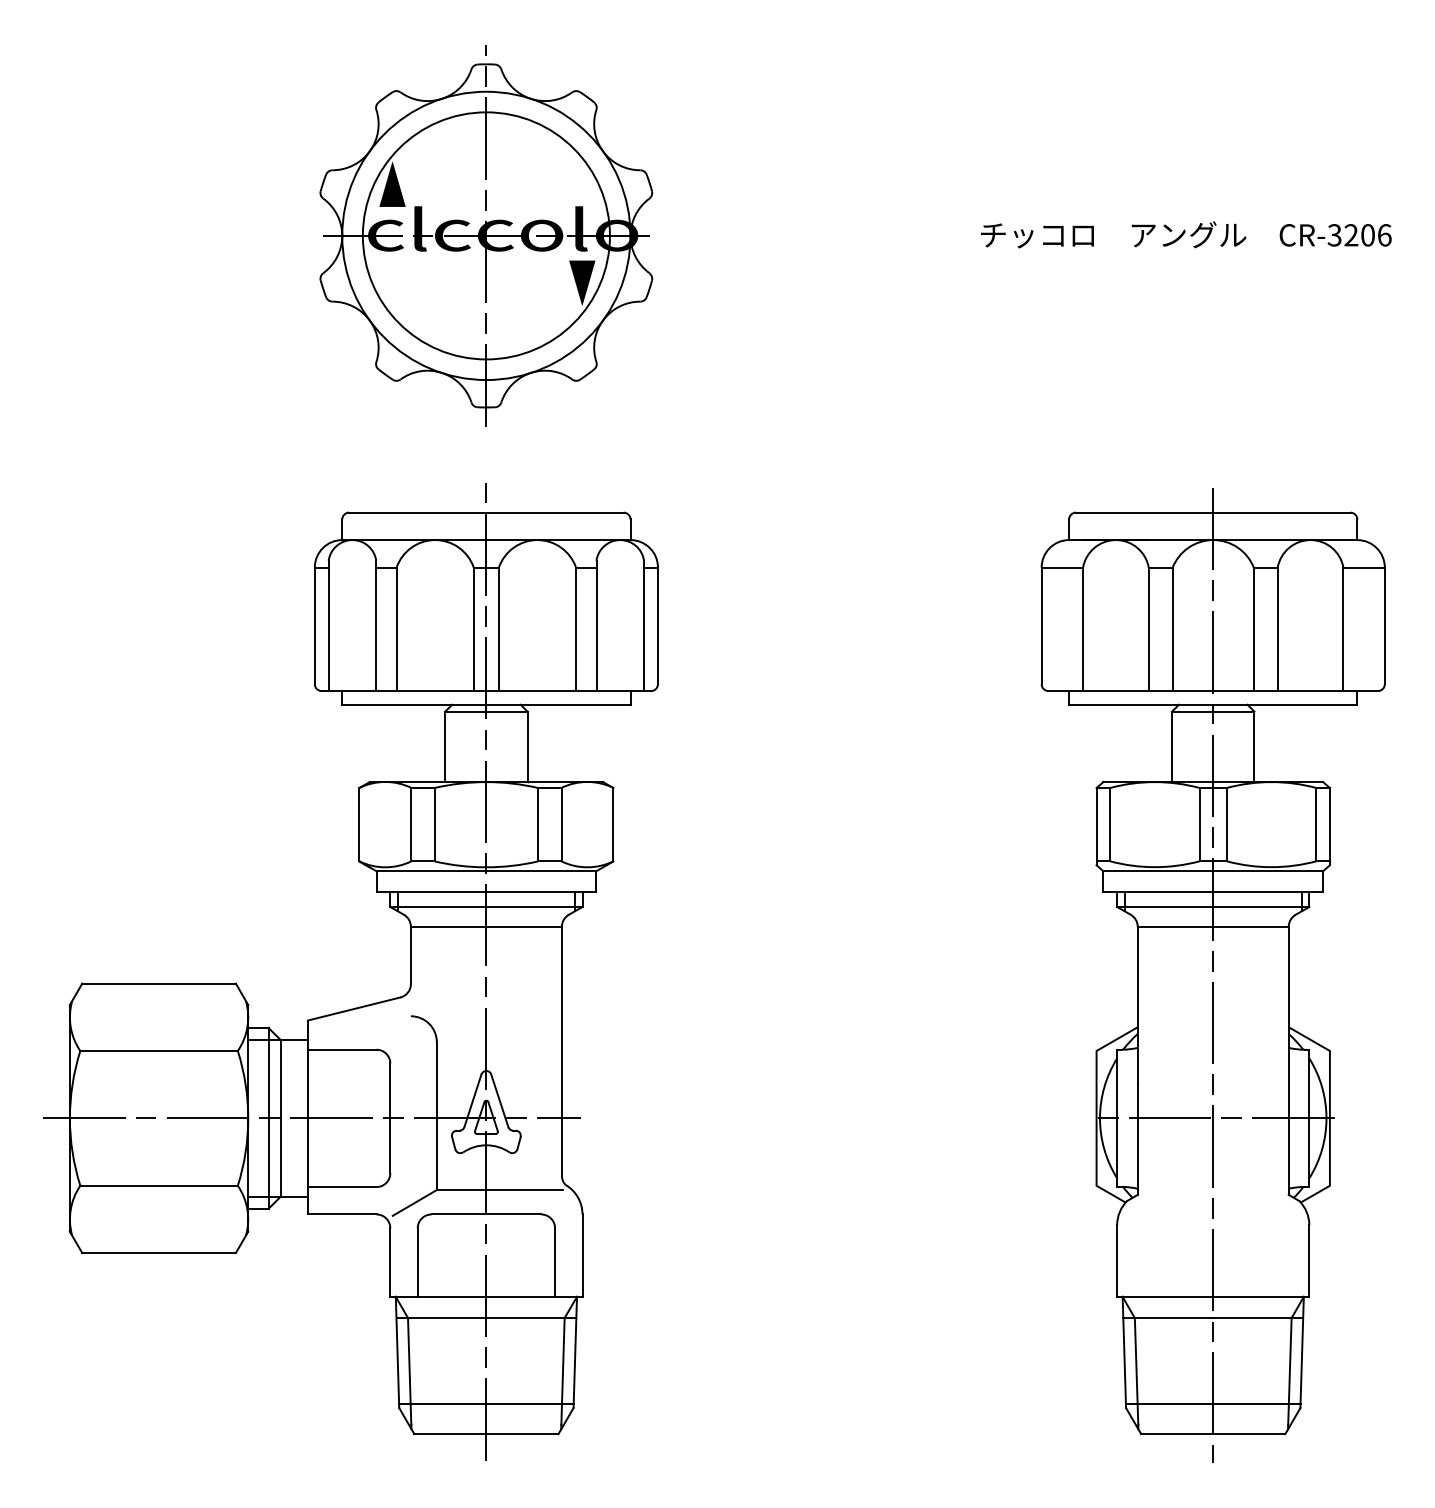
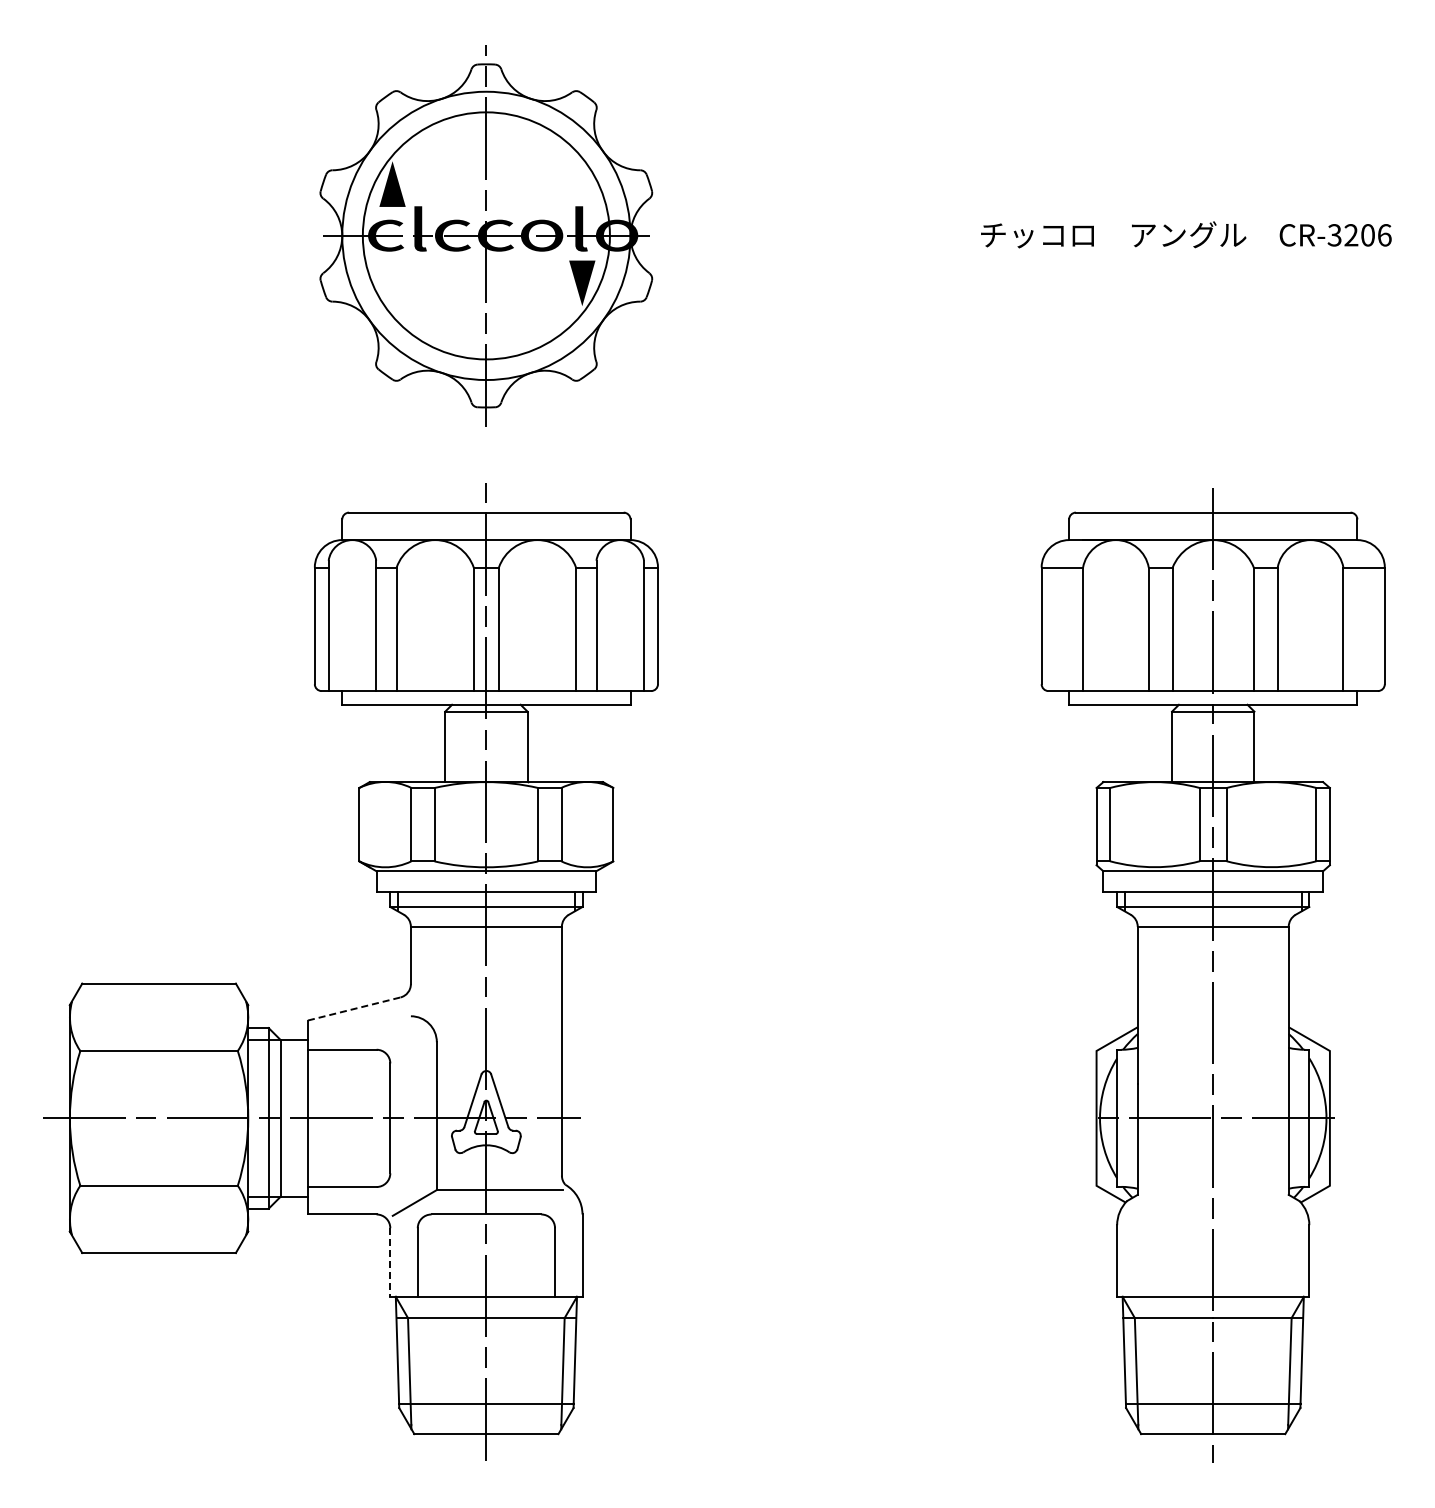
line: solid -> dashed (354, 1008)
line: solid -> dashed (390, 1263)
